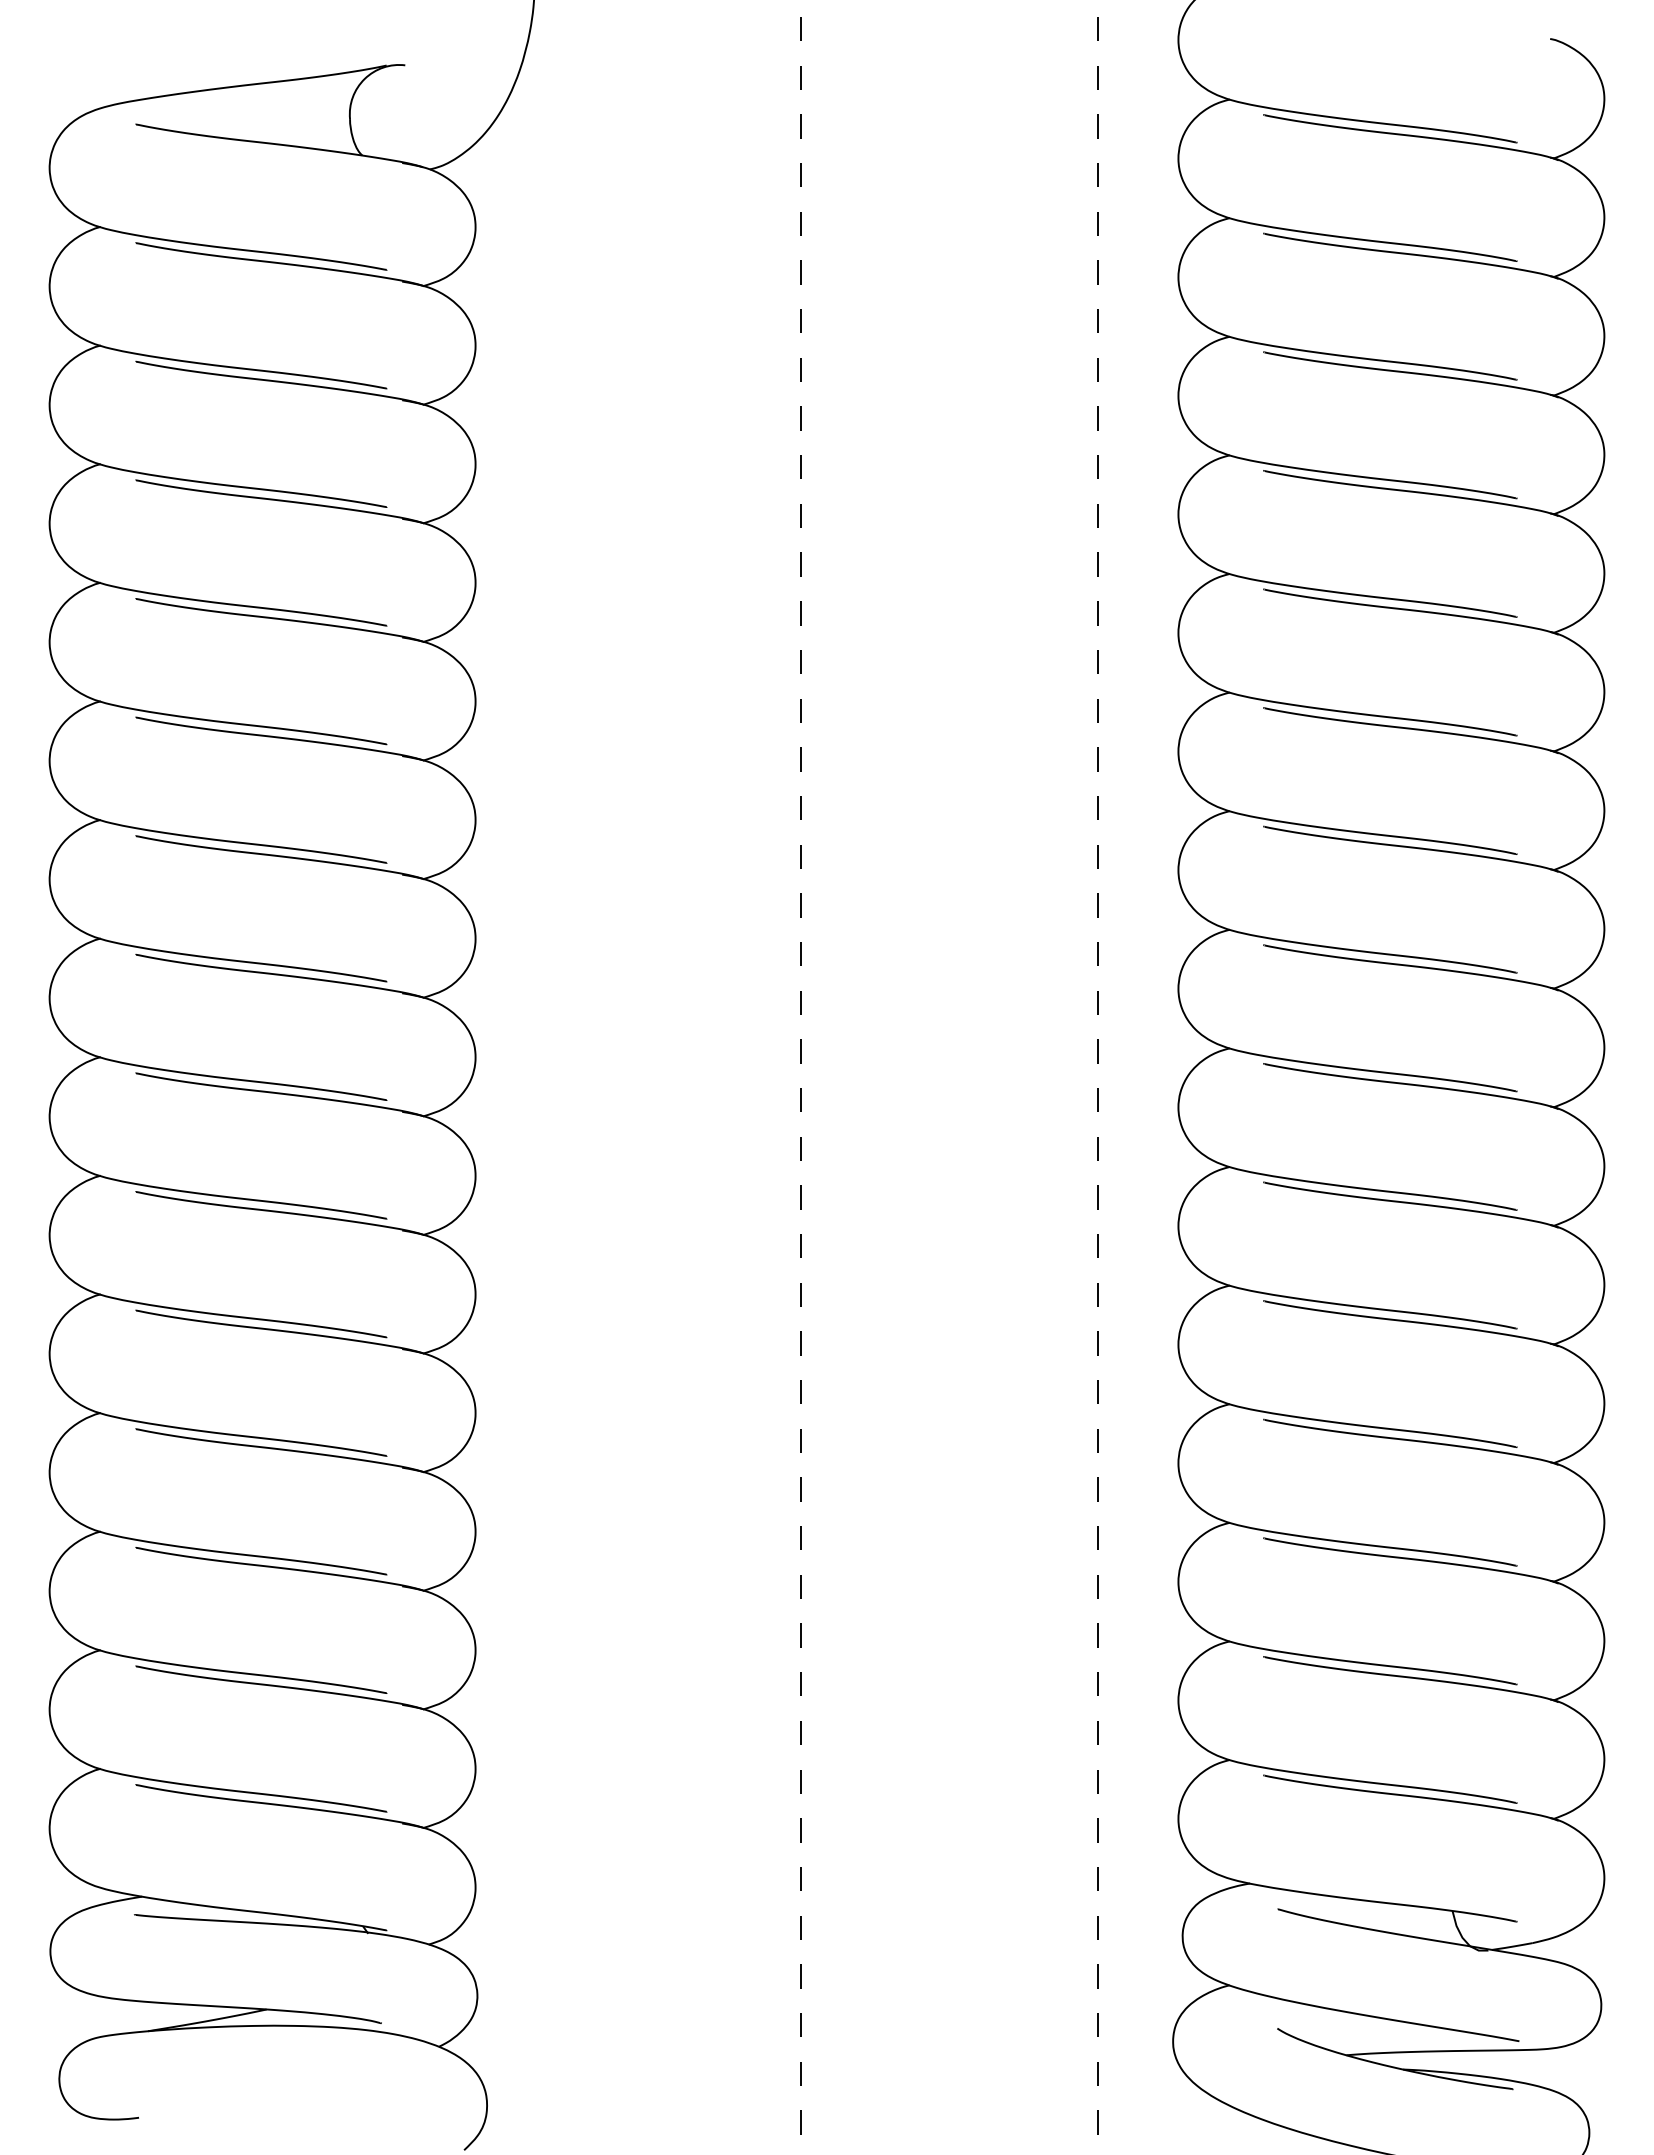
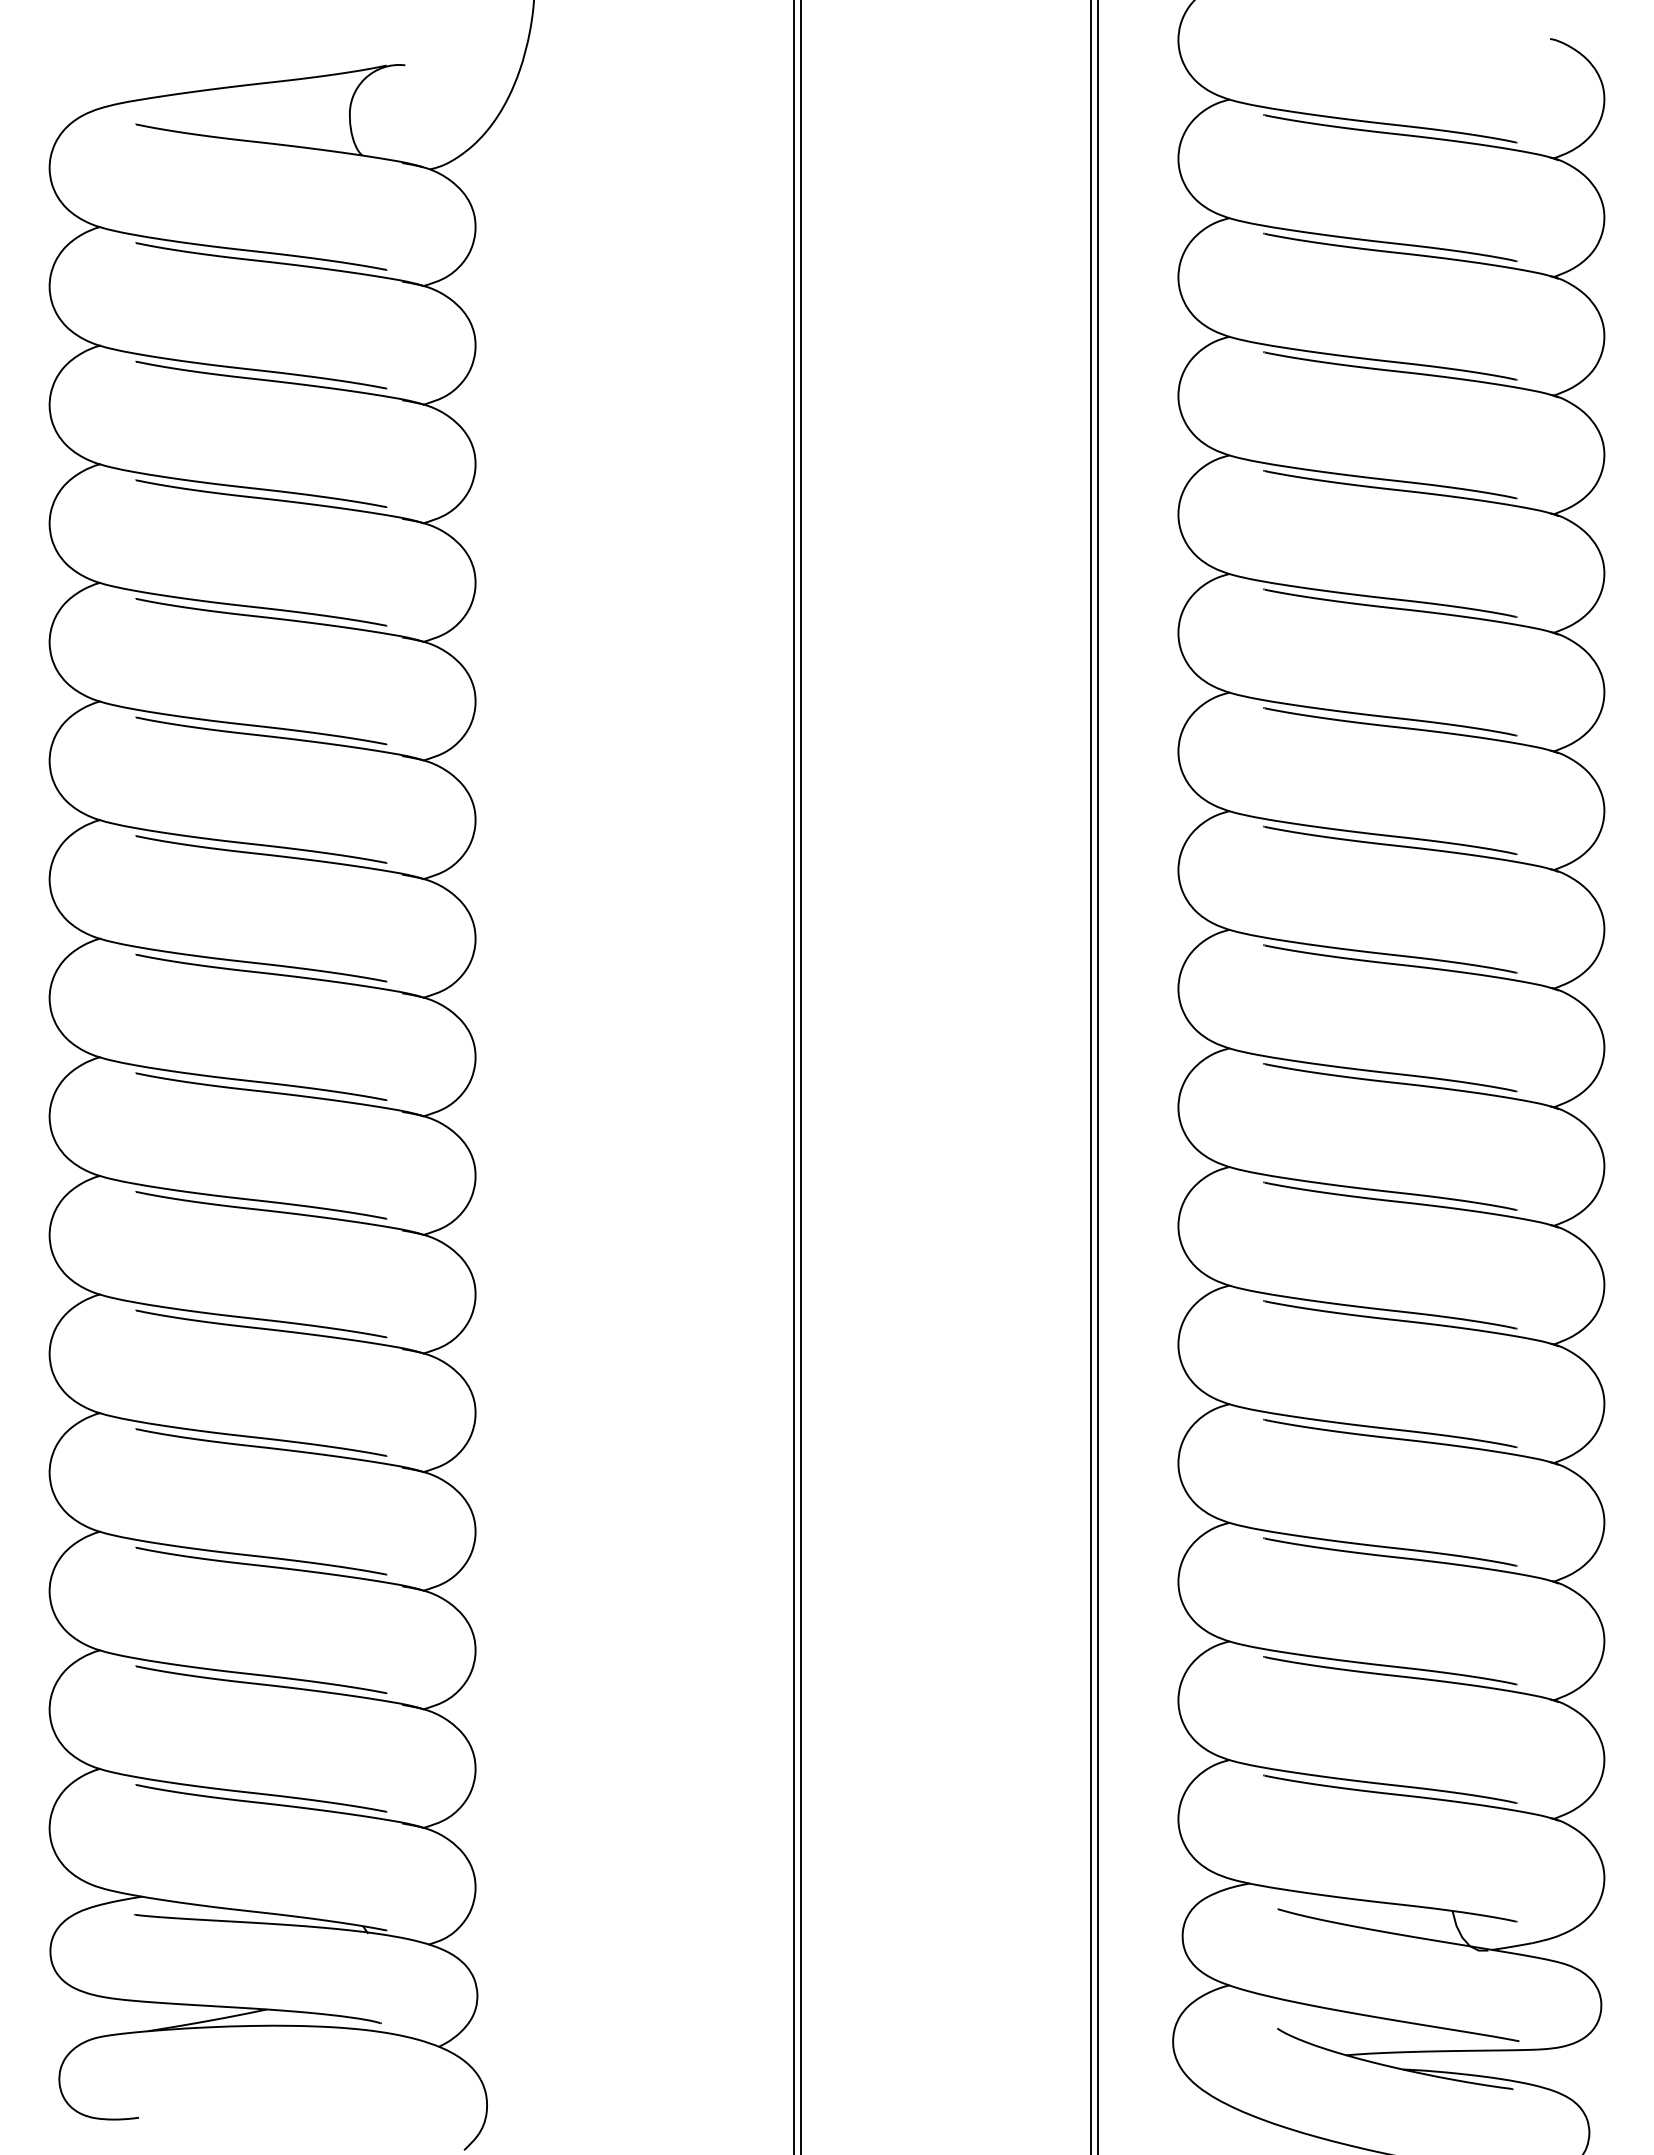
line: none -> present (793, 1076)
line: none -> present (1090, 1076)
line: dashed -> solid (800, 1077)
line: dashed -> solid (1097, 1077)
